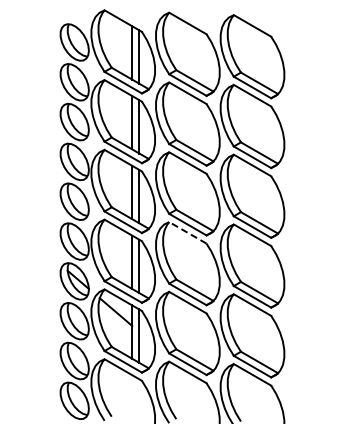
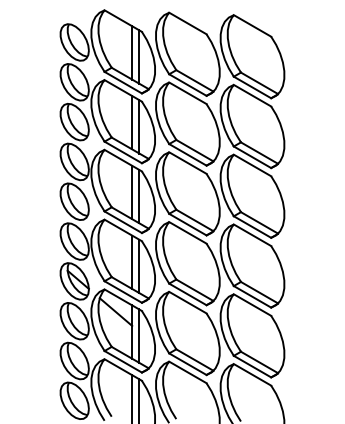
line: dashed -> solid (187, 232)
line: none -> present (132, 397)
line: none -> present (139, 399)
